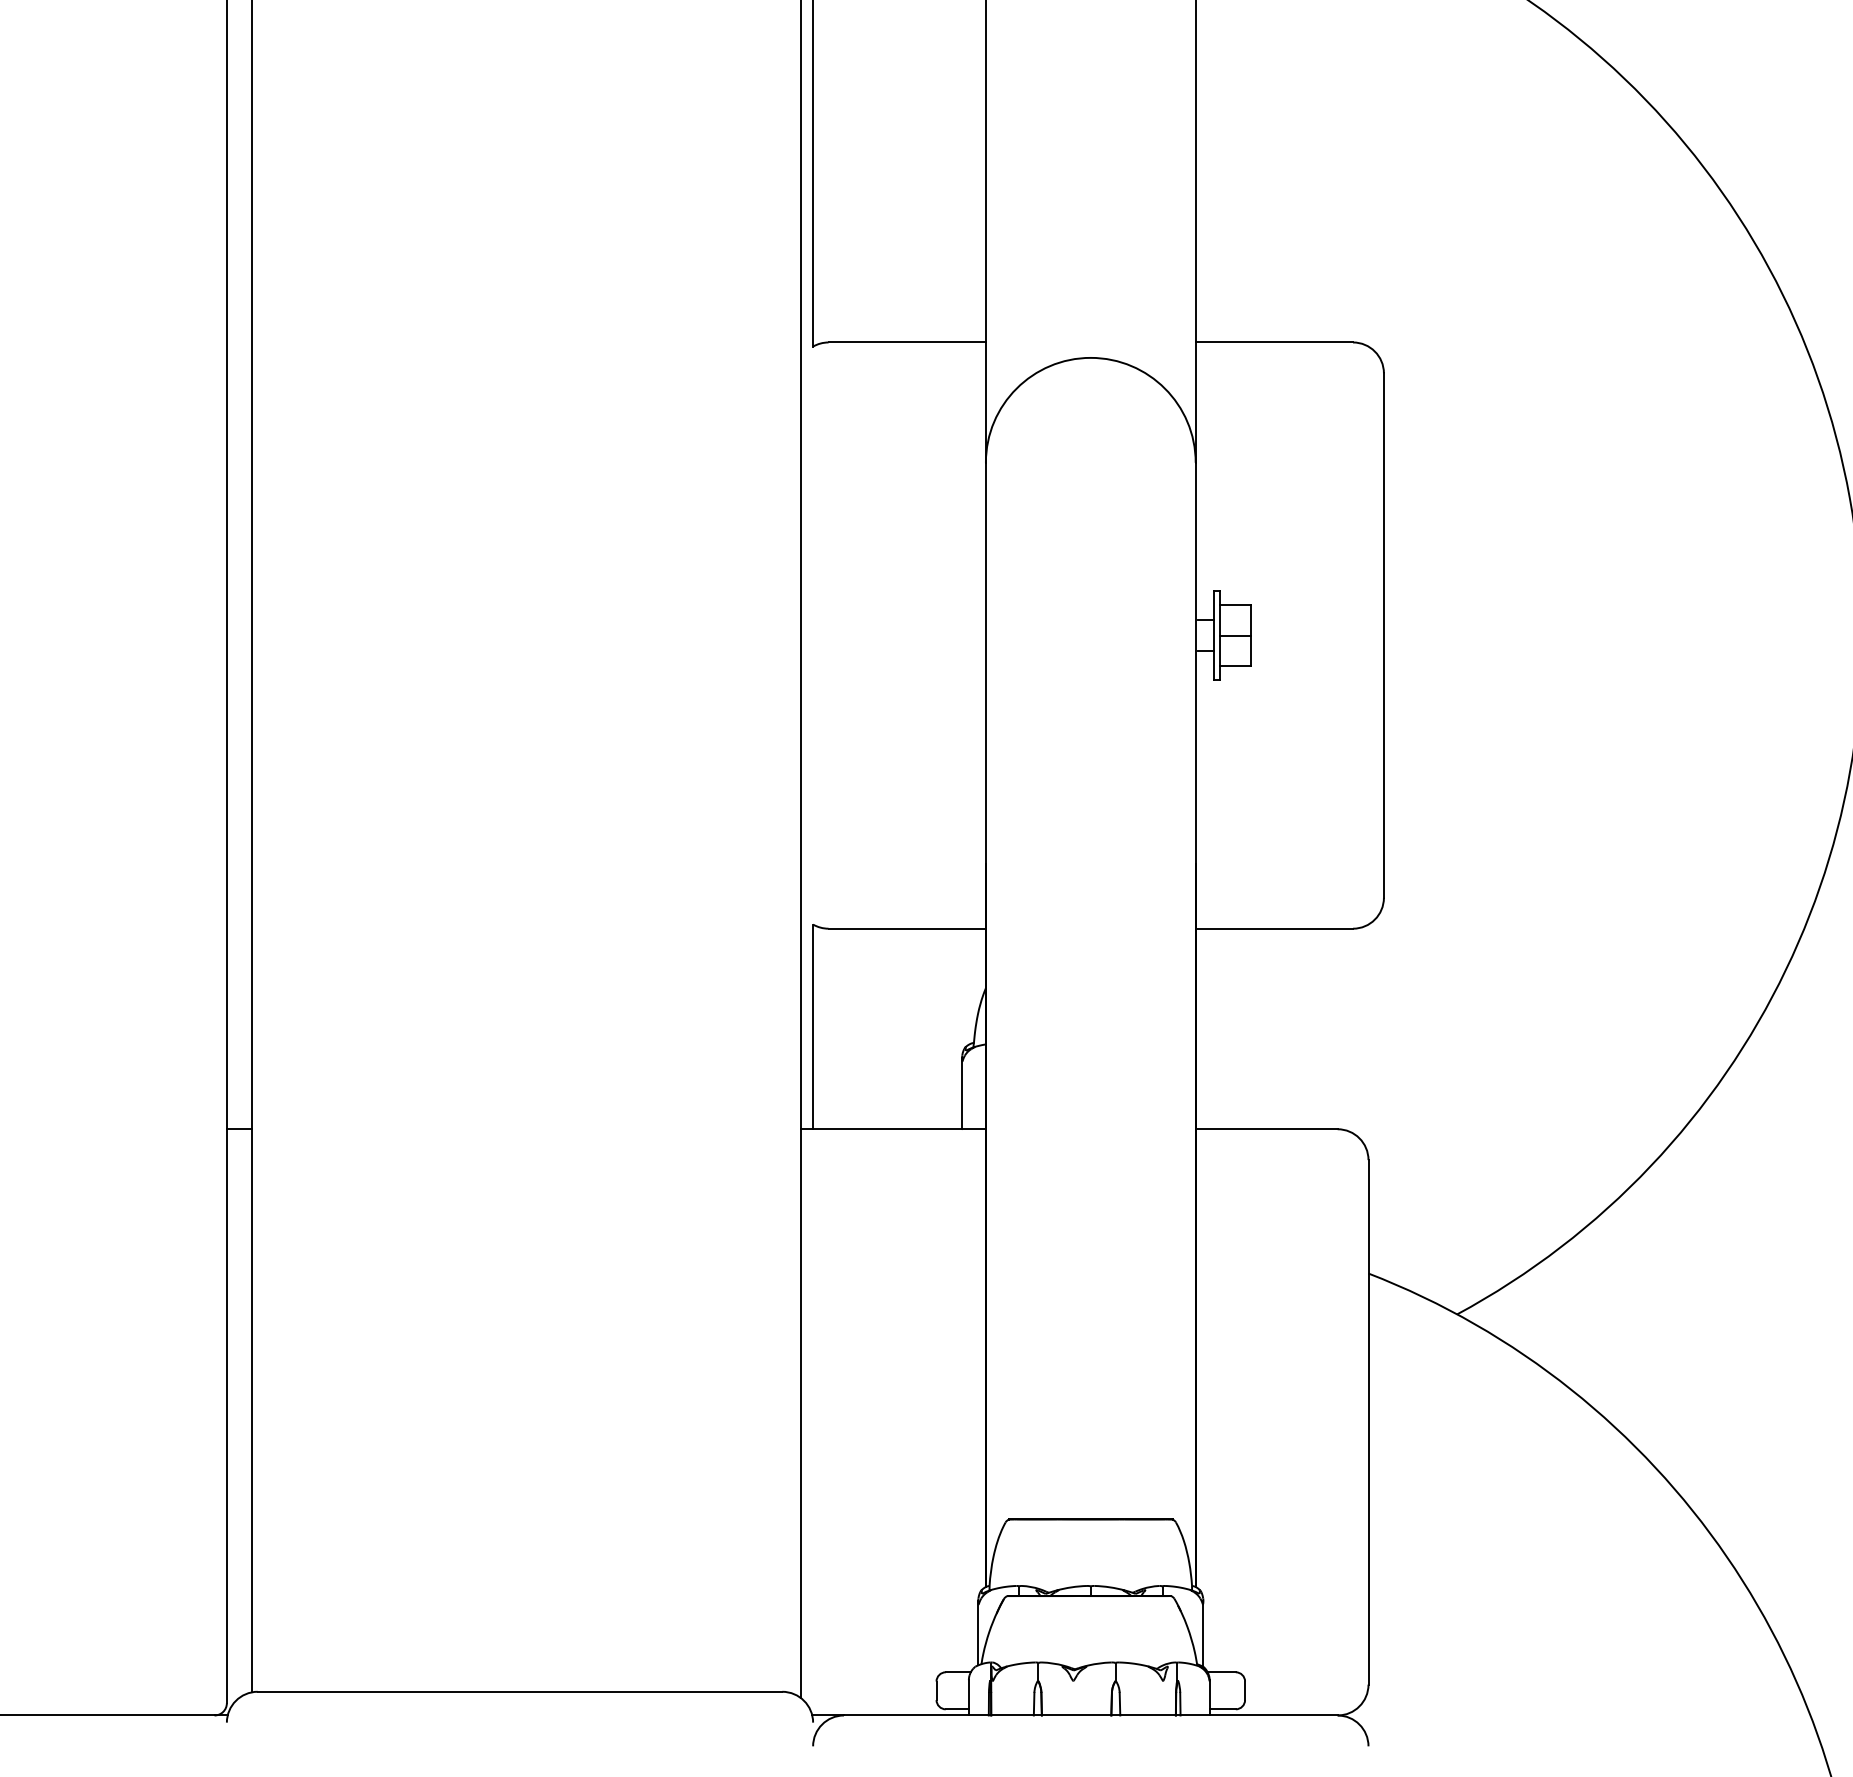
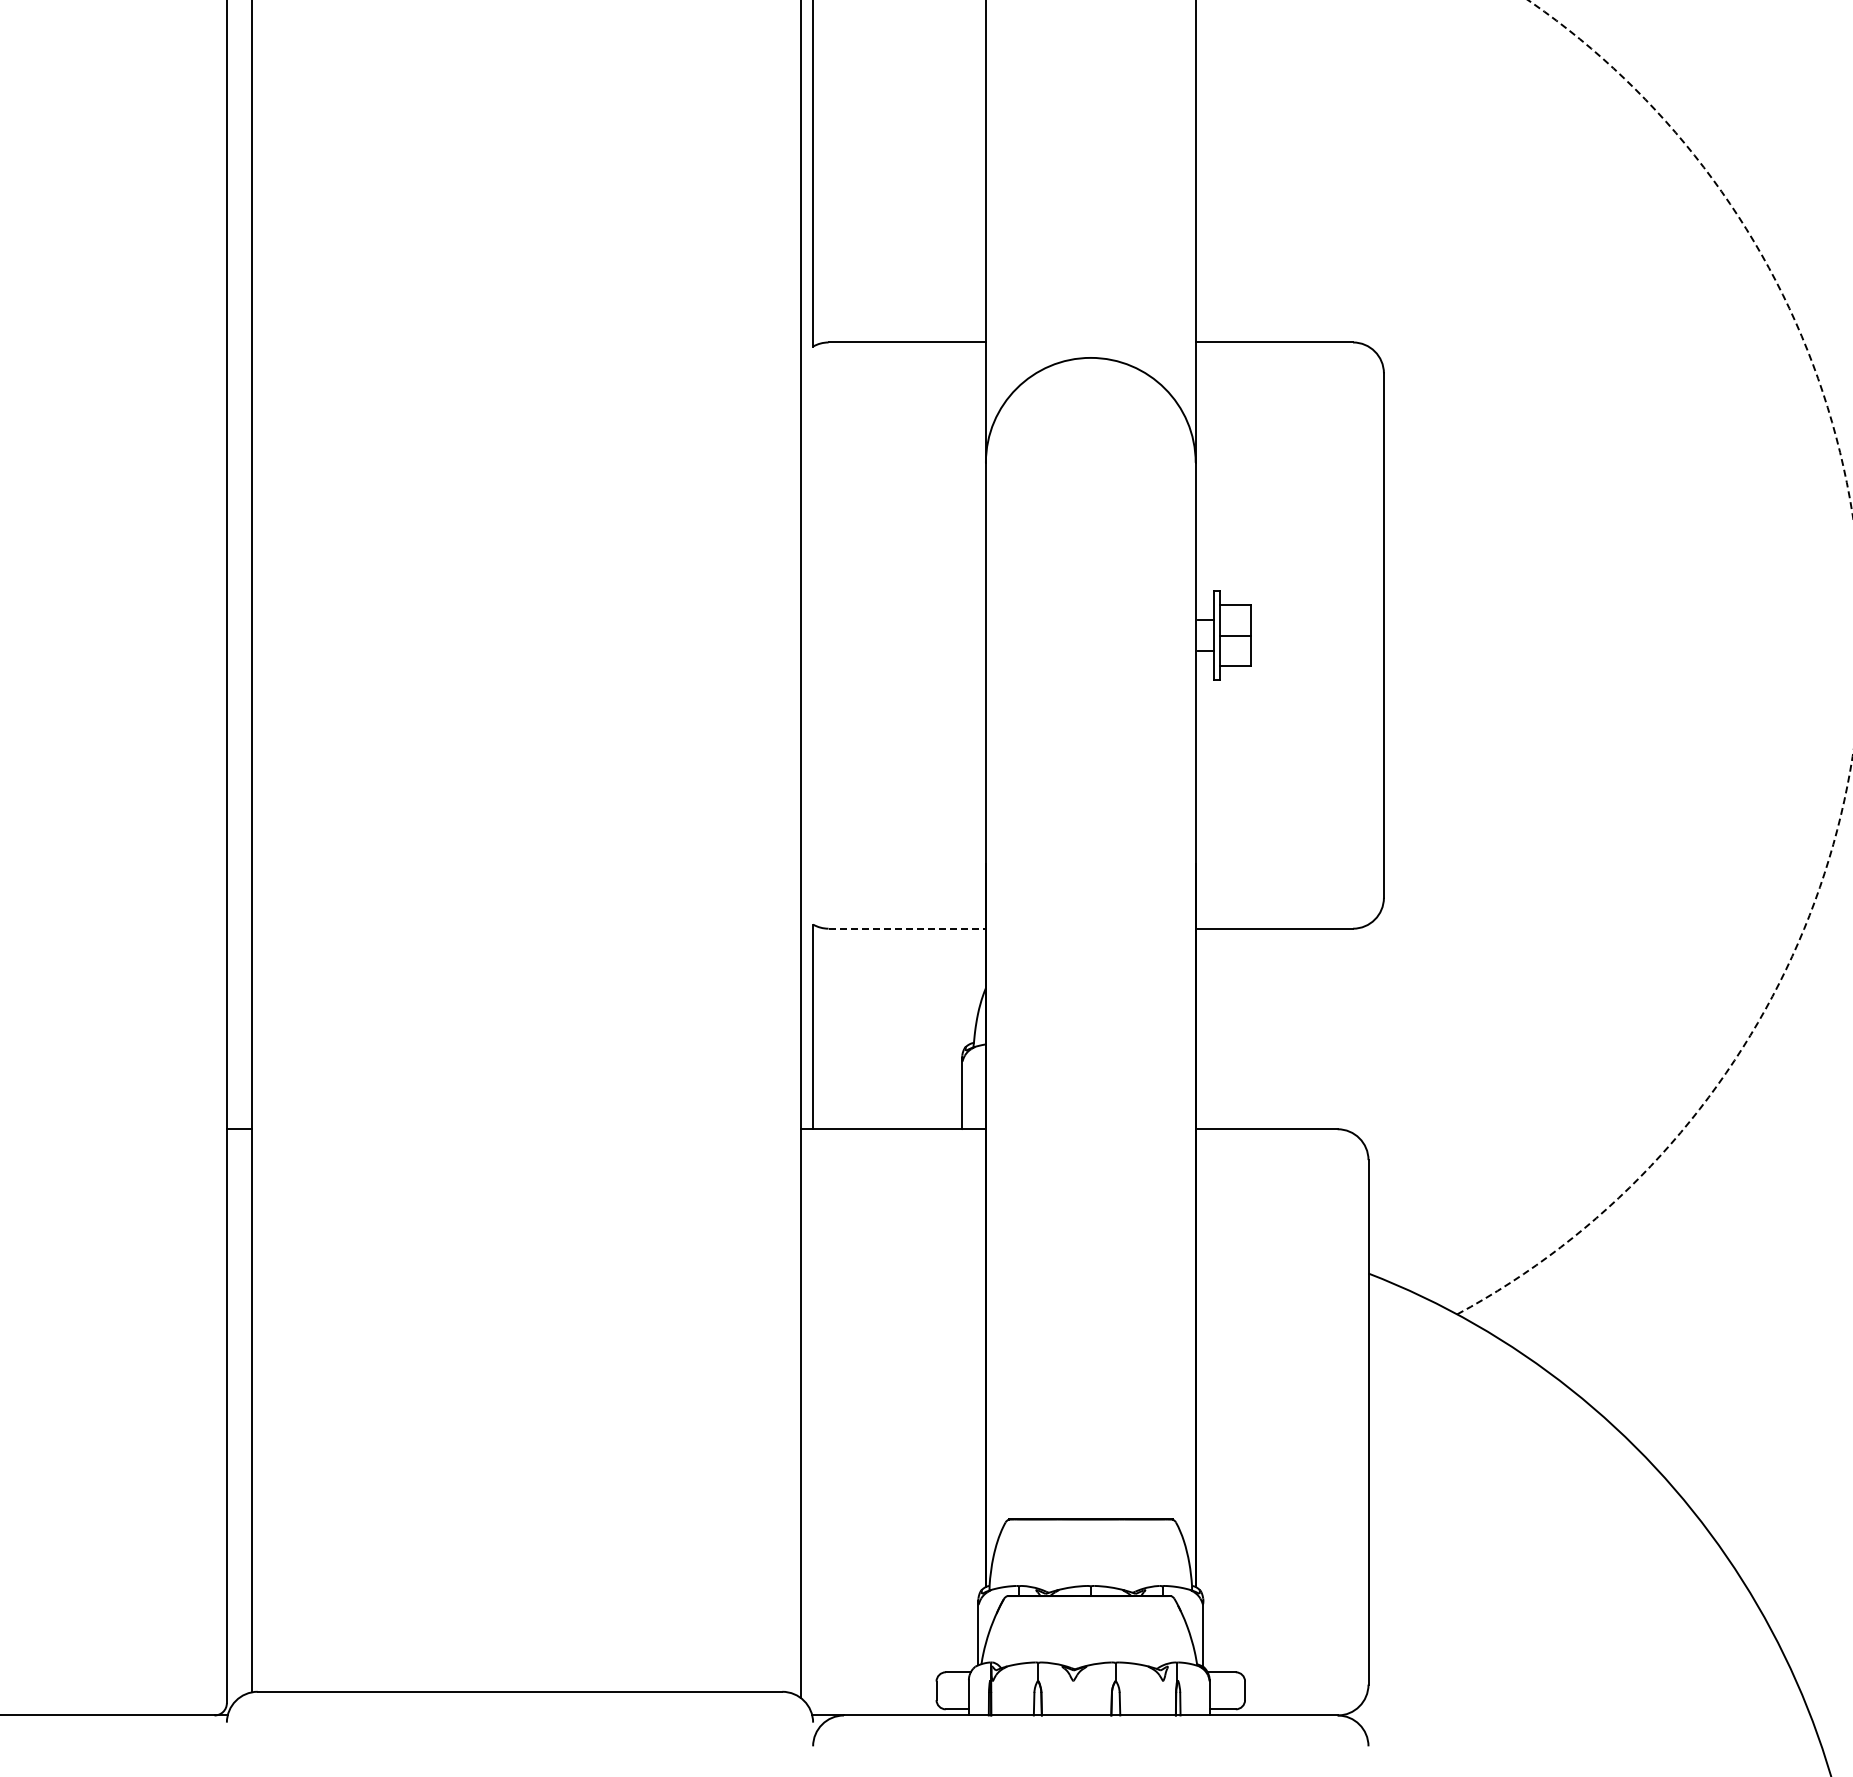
arc: solid -> dashed (1845, 793)
line: solid -> dashed (907, 928)
